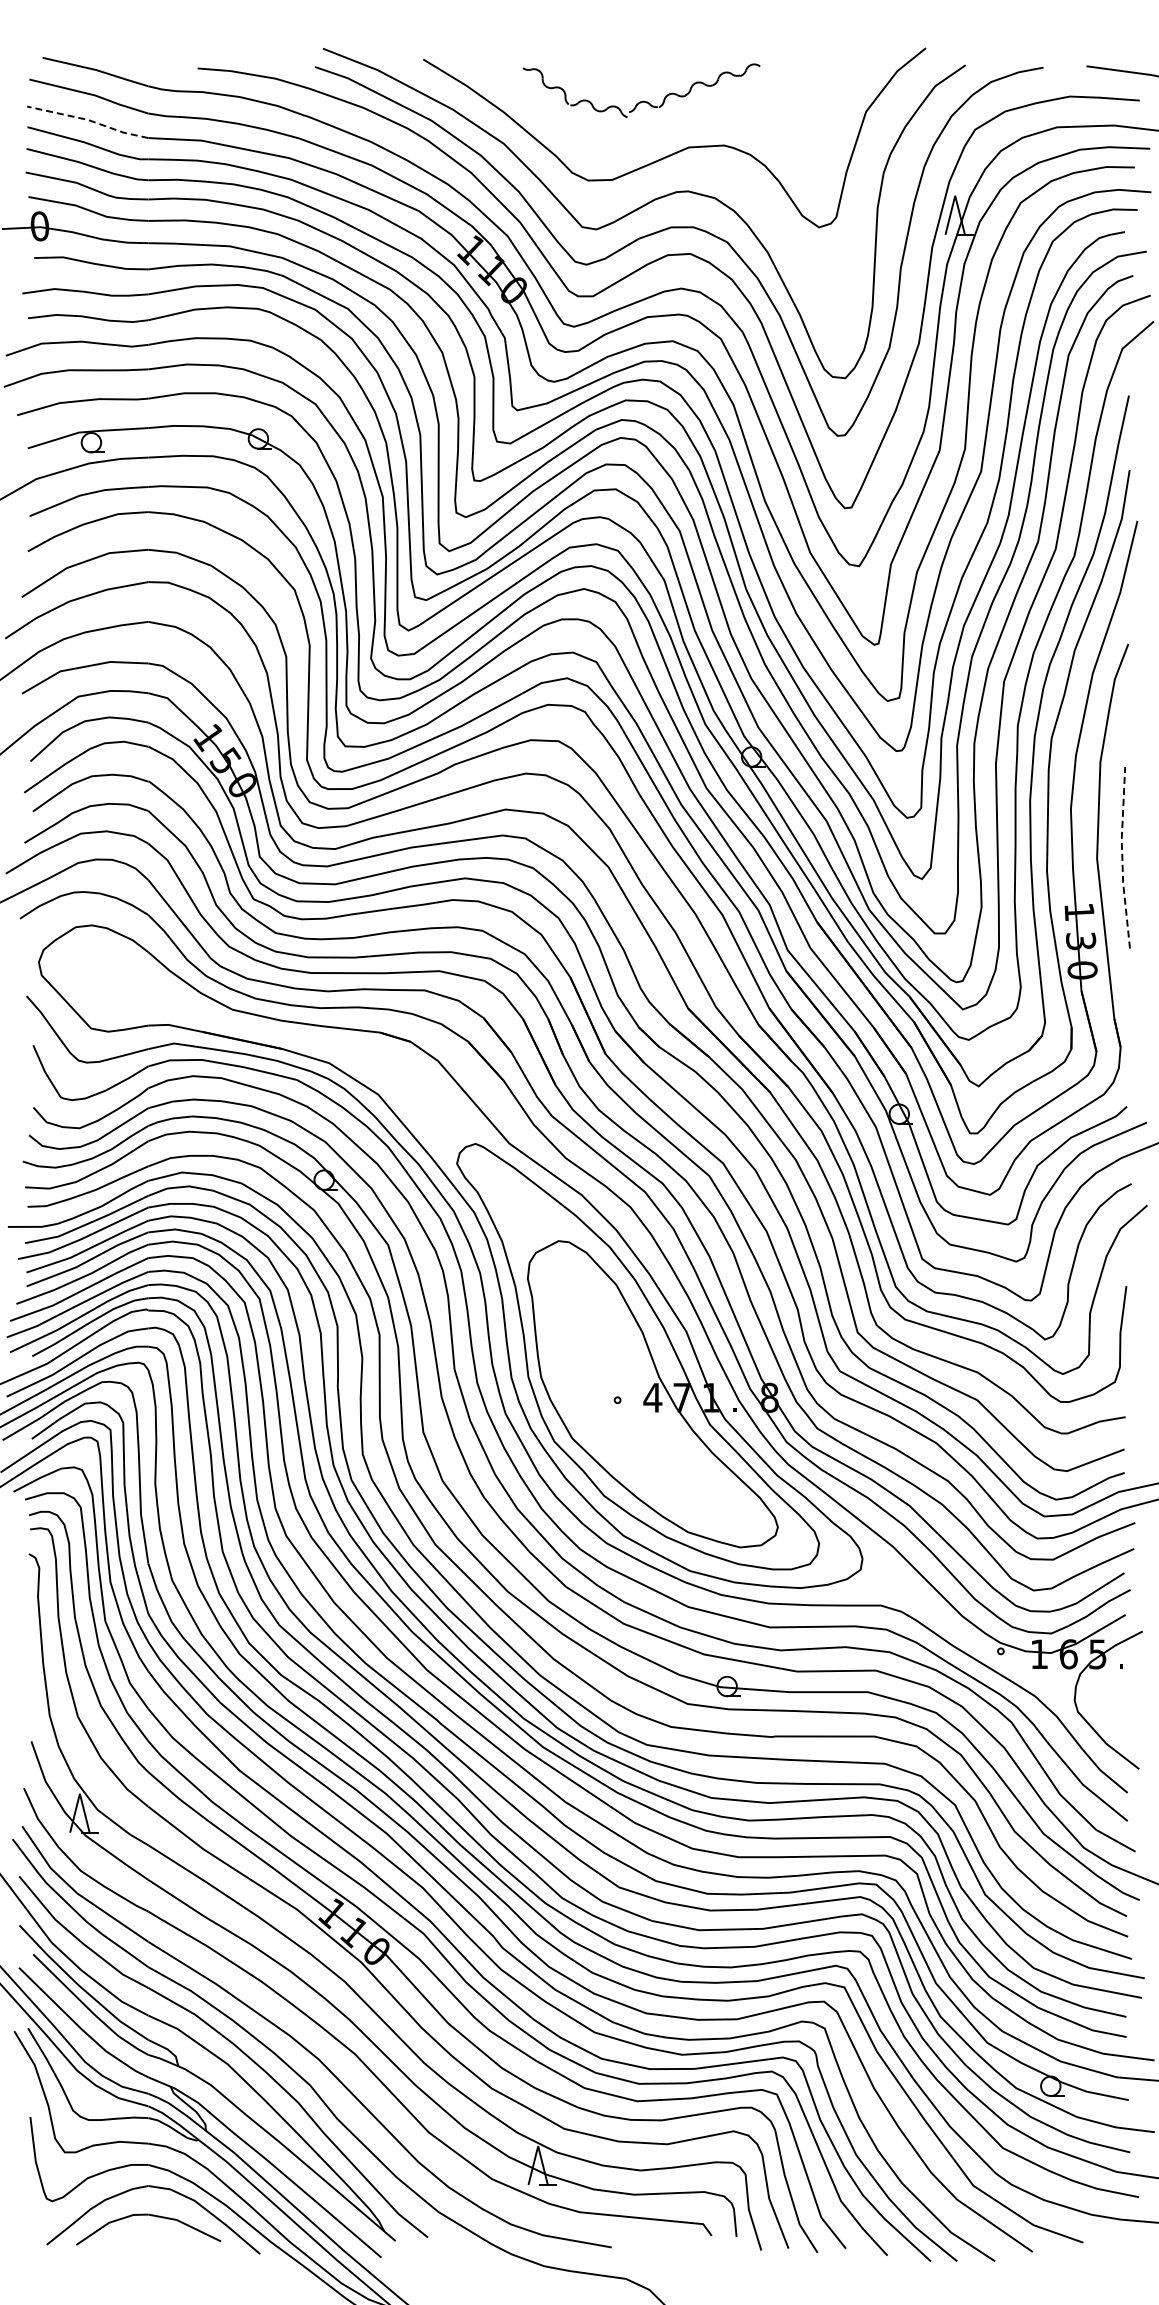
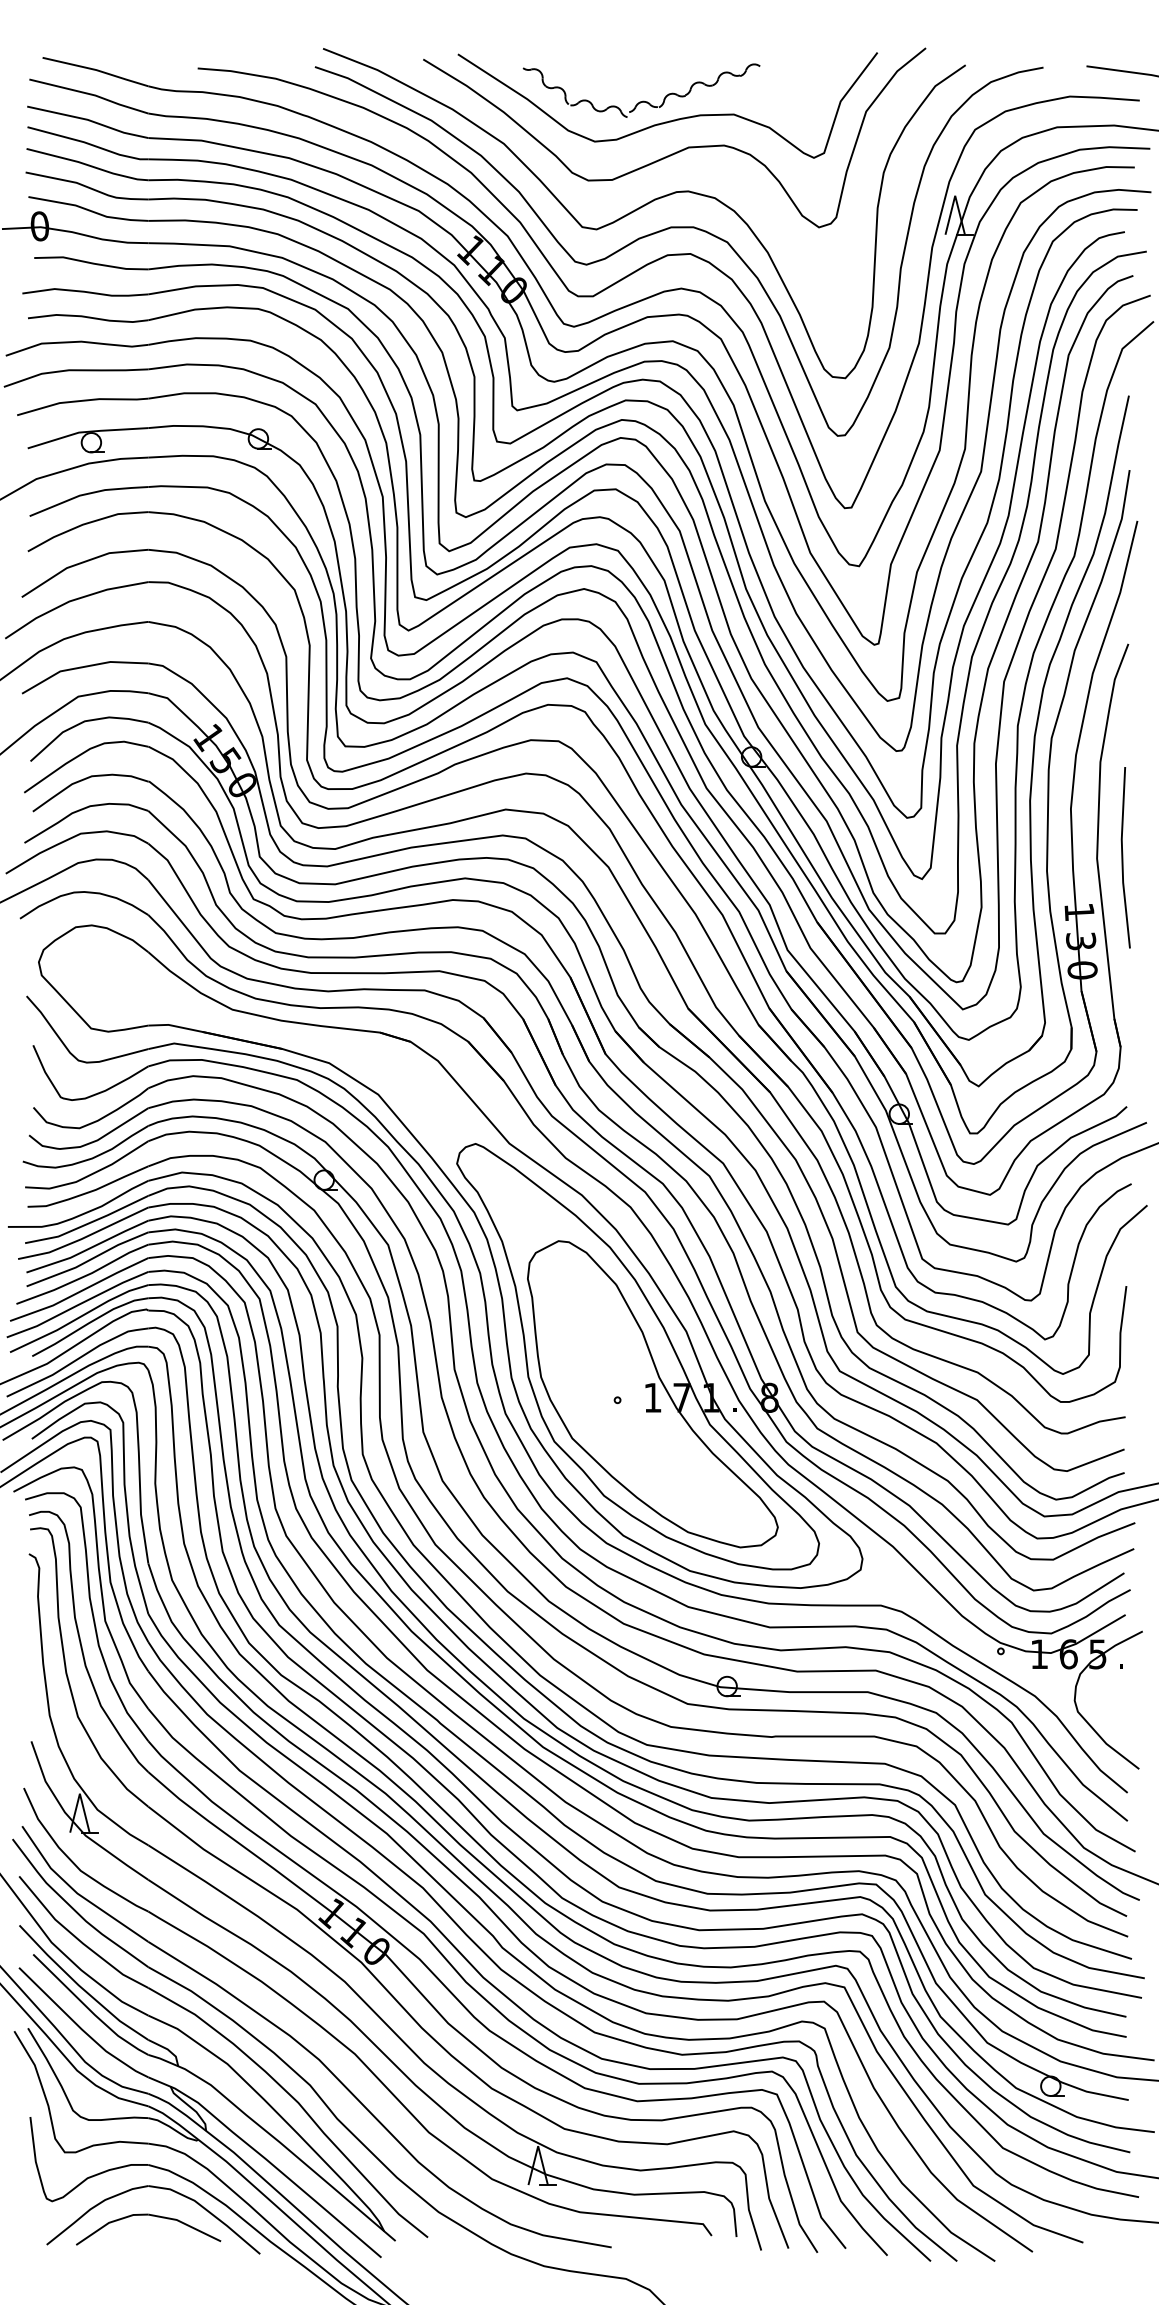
line: dashed -> solid (87, 119)
curve: none -> present (669, 120)
line: dashed -> solid (1122, 858)
text: 4 -> 1 (652, 1397)
